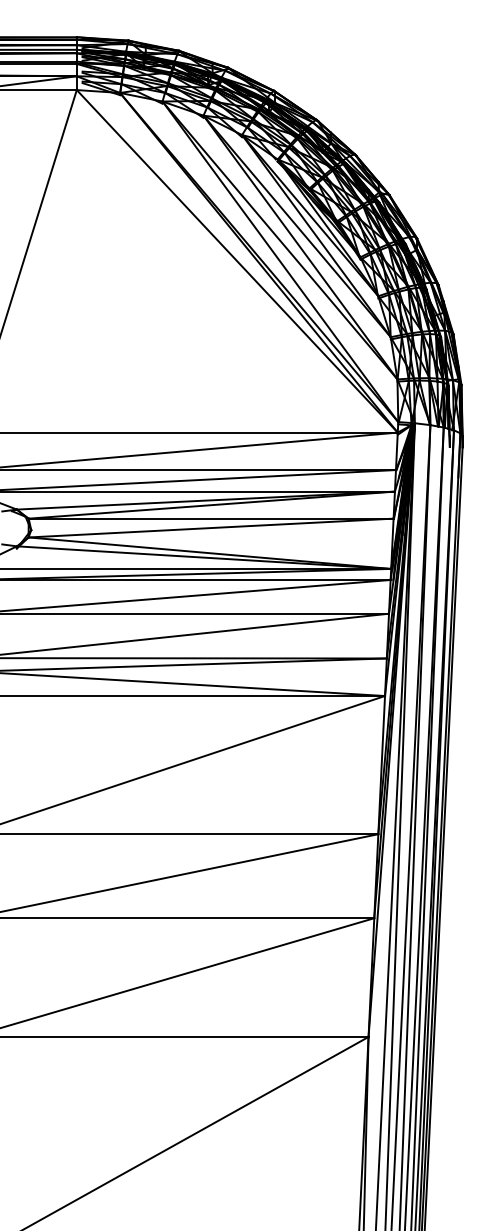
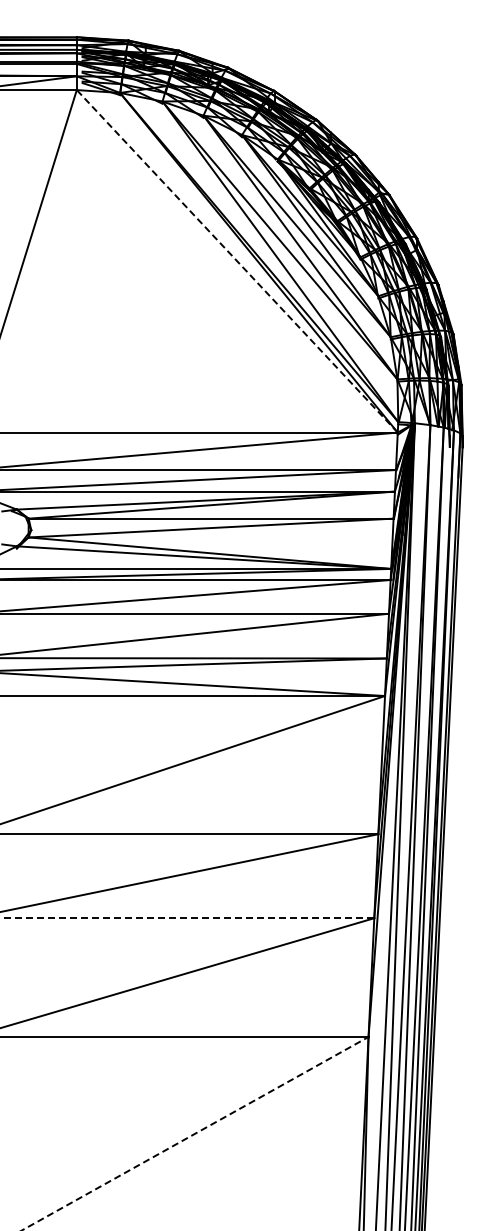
line: solid -> dashed (237, 261)
line: solid -> dashed (187, 918)
line: solid -> dashed (194, 1133)
